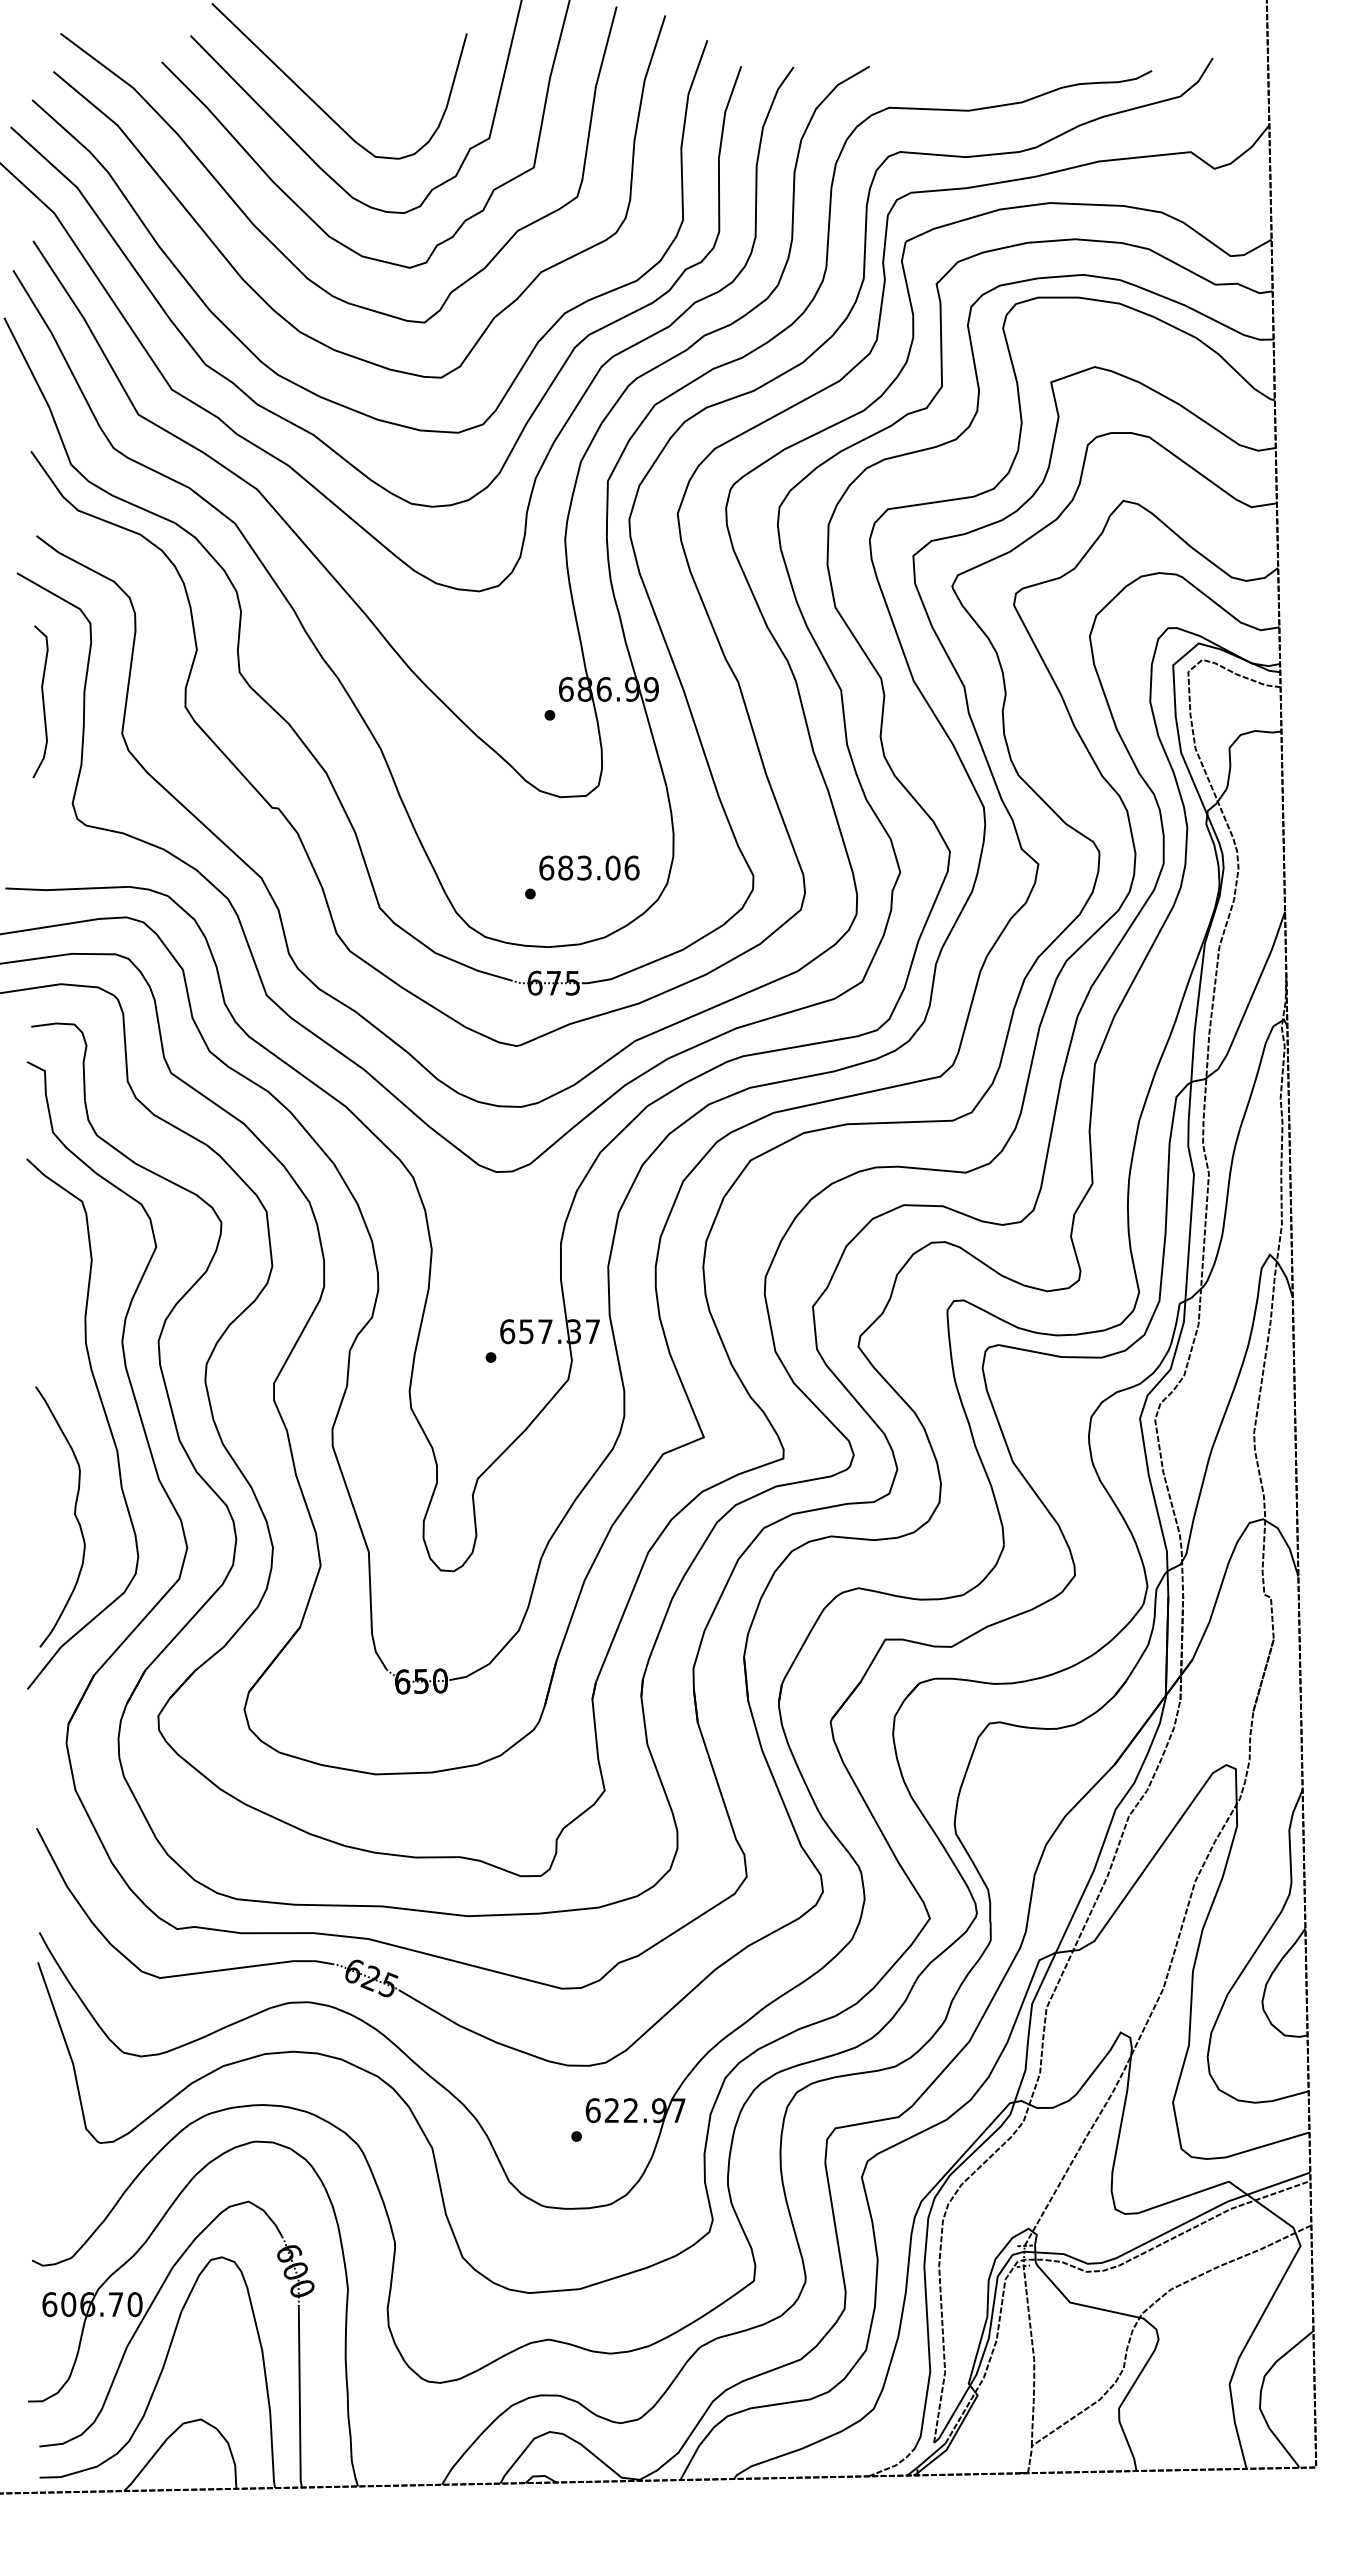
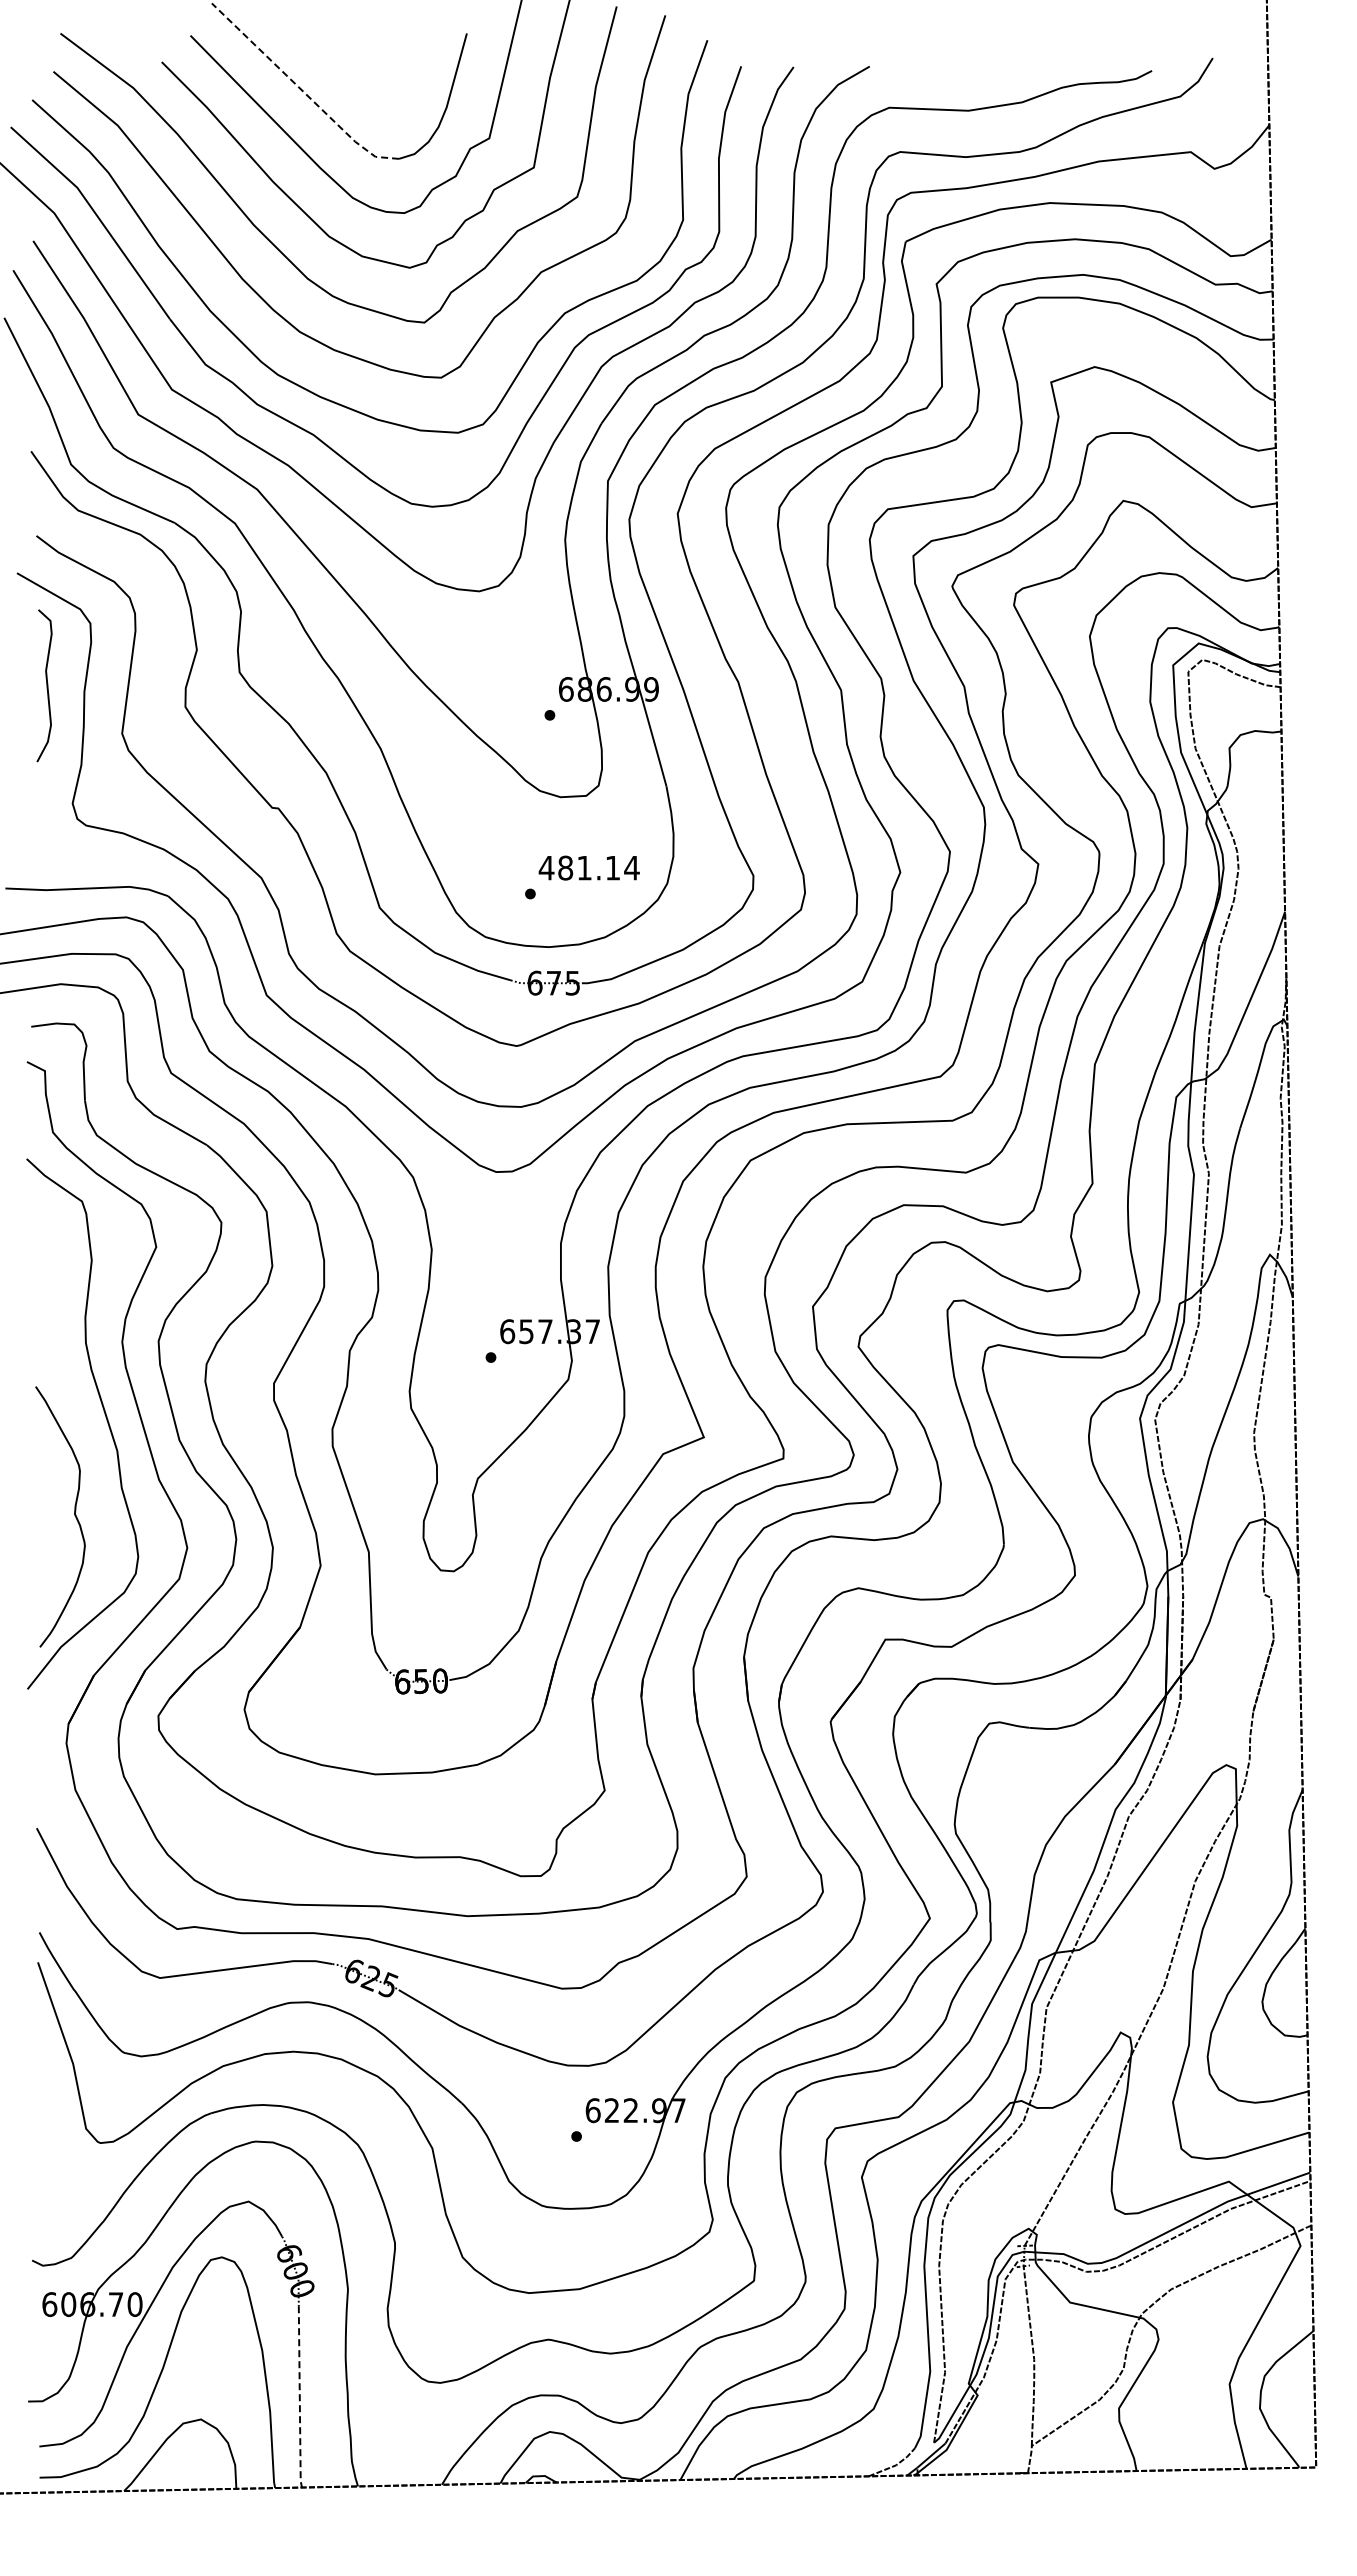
line: solid -> dashed (302, 90)
curve position: (42, 701) -> (46, 685) (46, 685)
text: 683.06 -> 481.14 (588, 867)
line: solid -> dashed (299, 2397)
